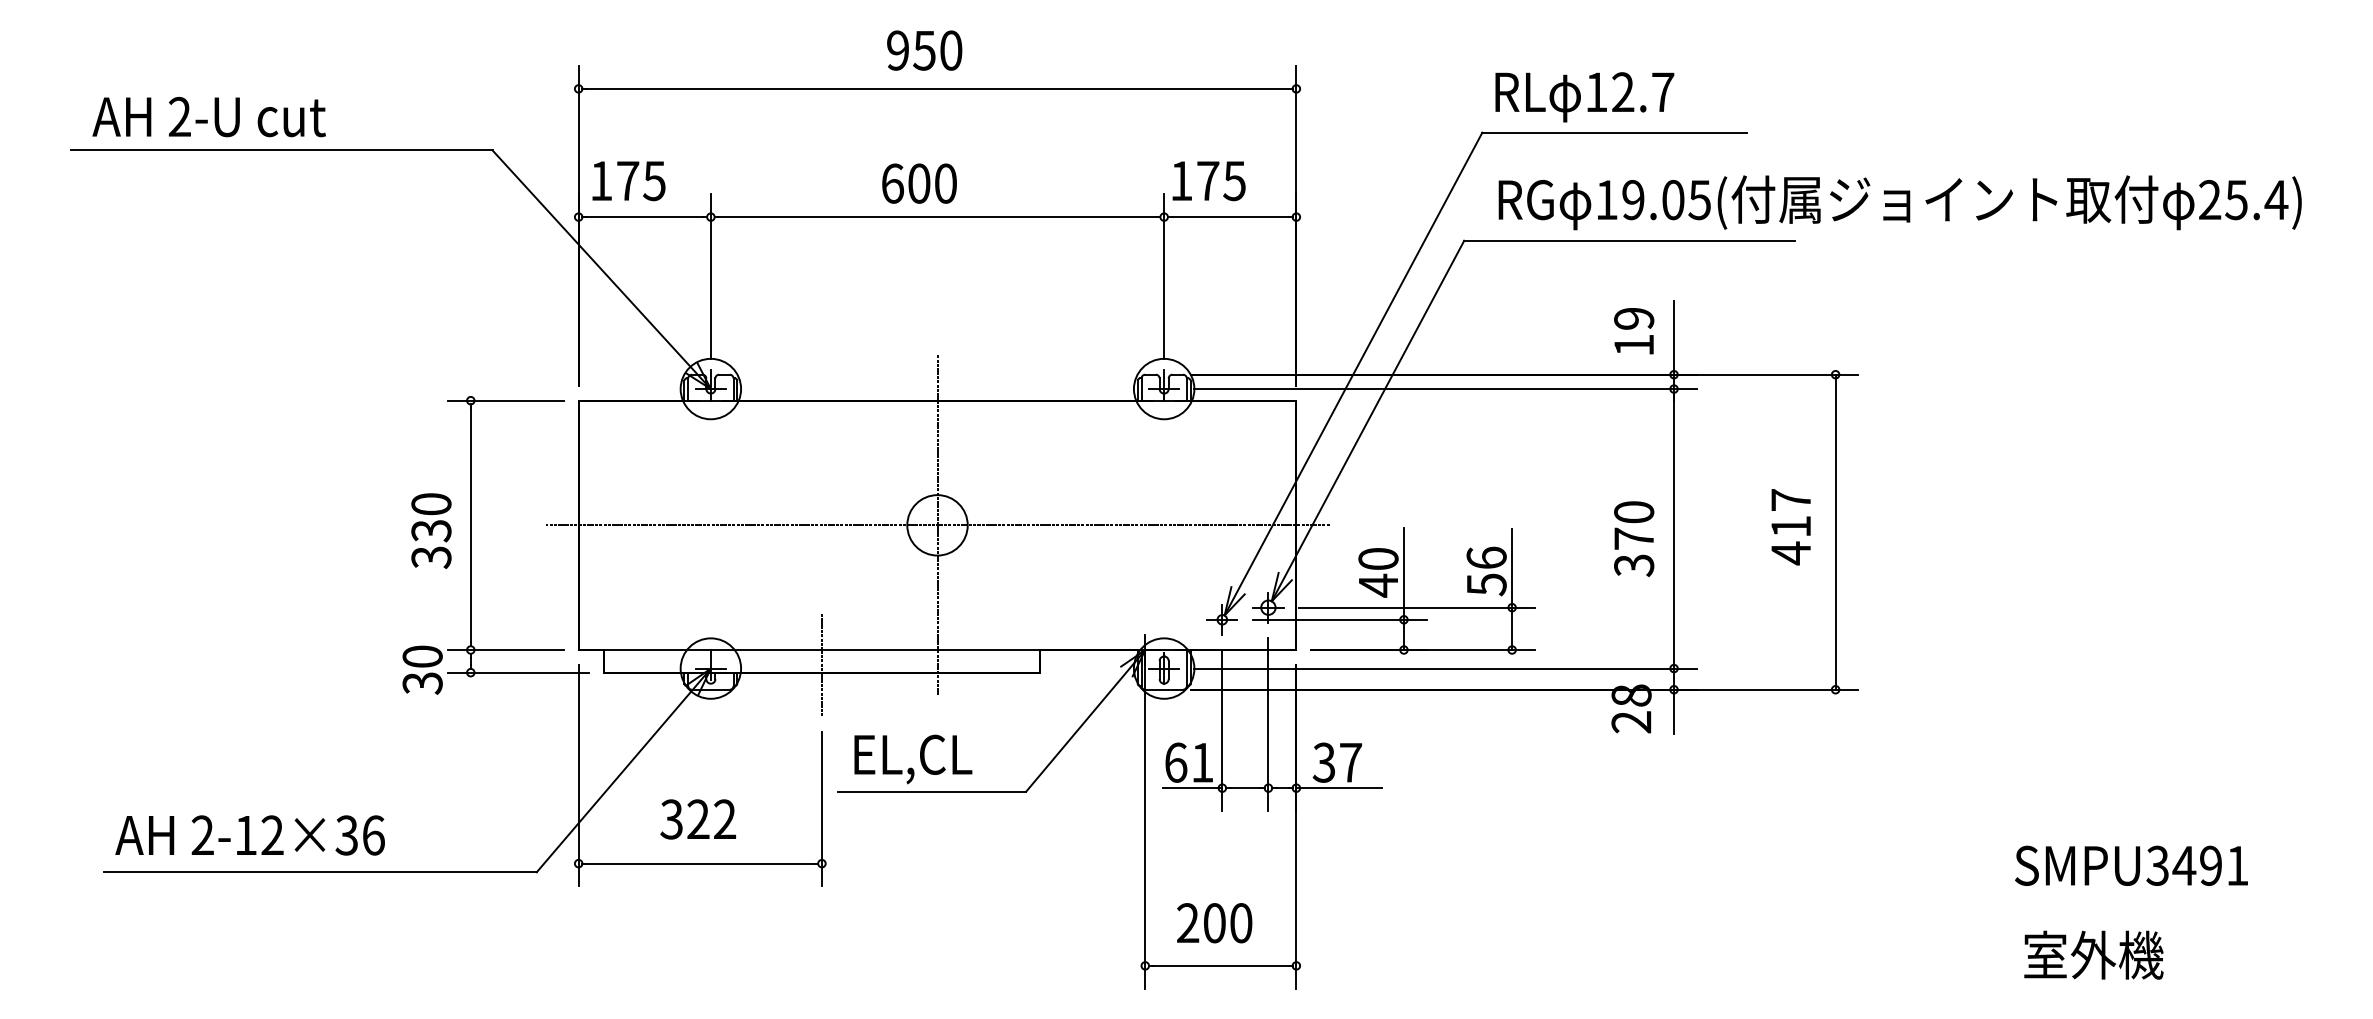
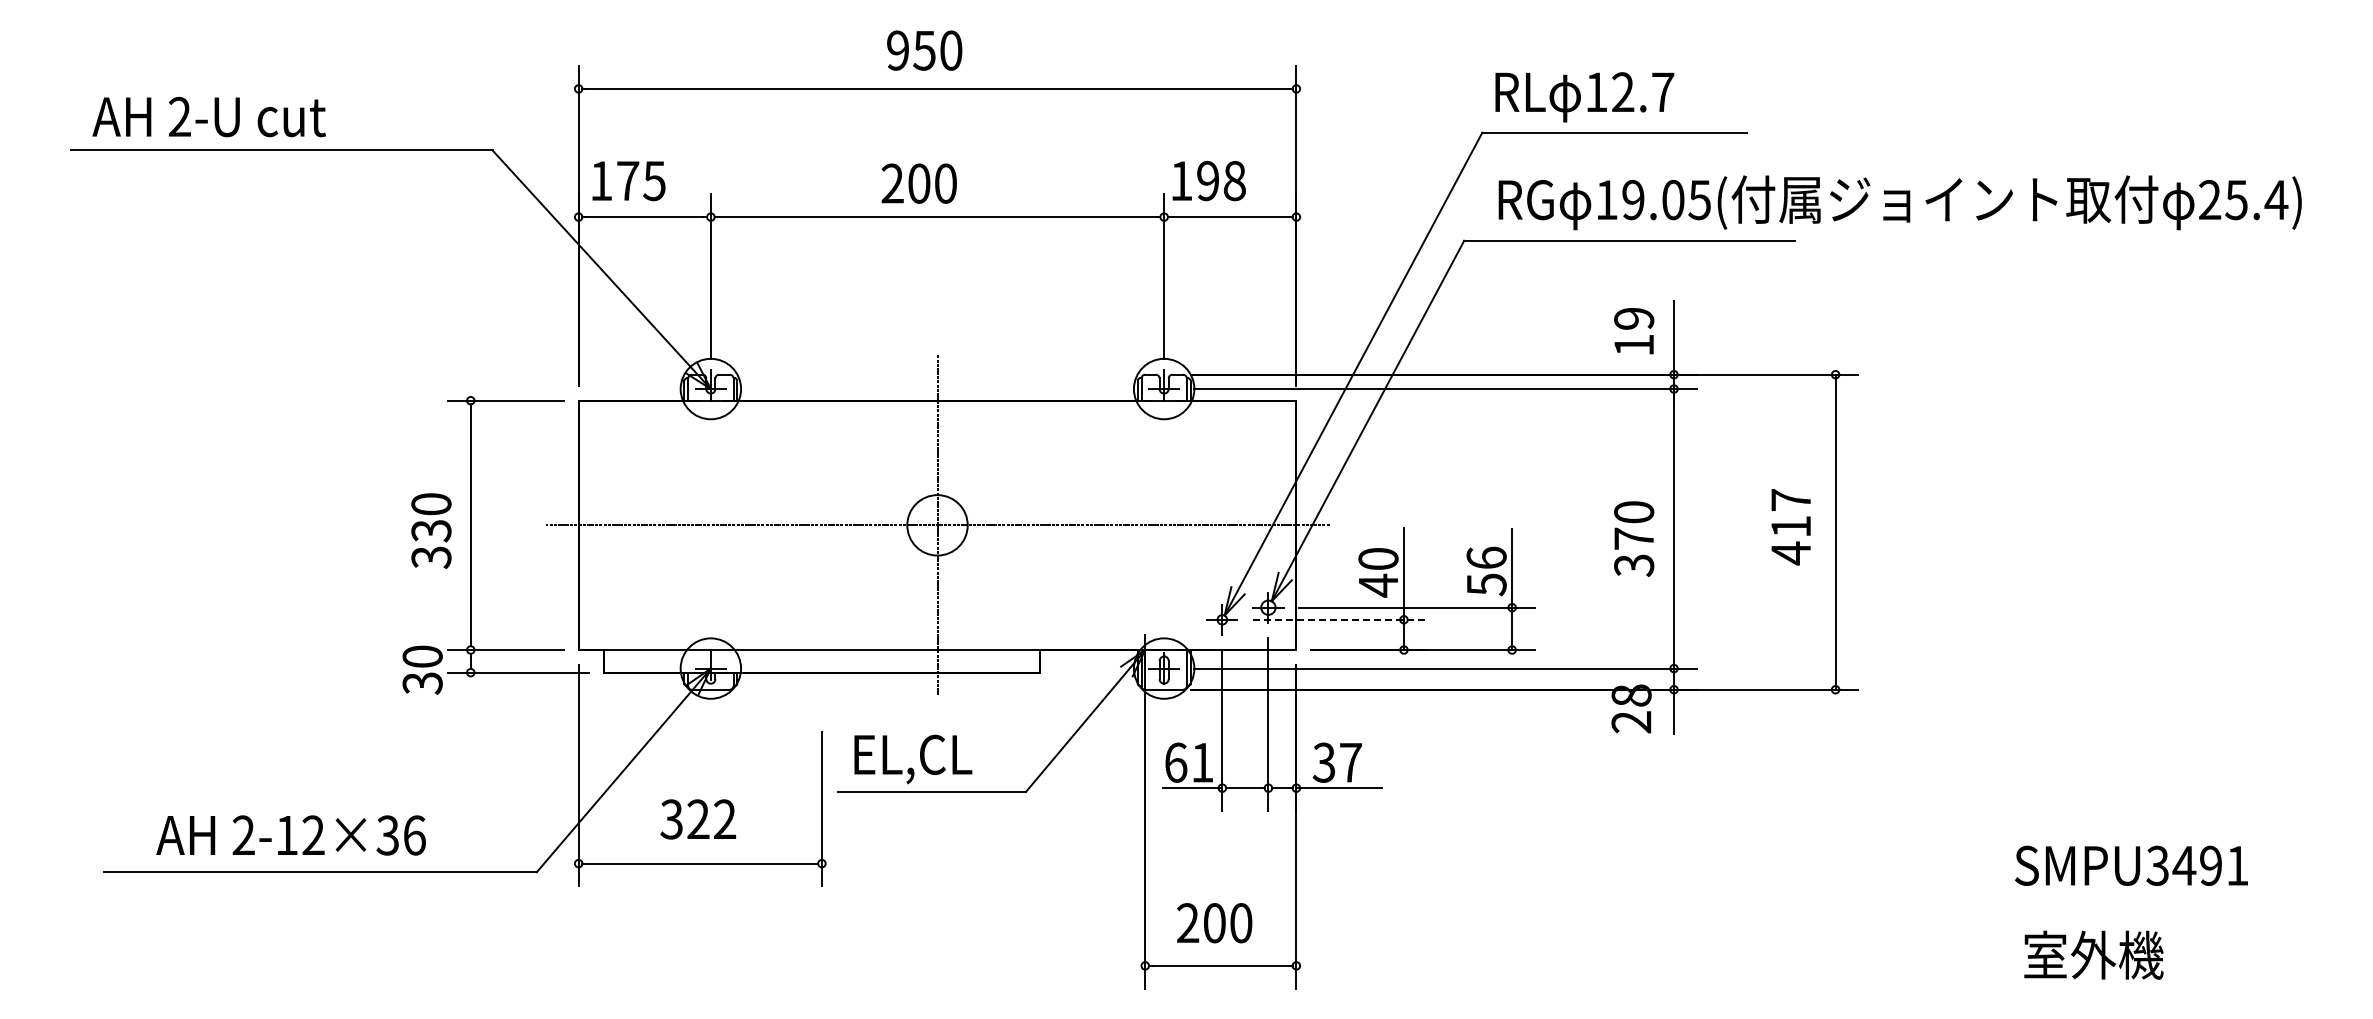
text: 175 -> 198 (1221, 180)
text: 600 -> 200 (892, 183)
line: solid -> dashed (1340, 619)
line: present -> none (821, 664)
text position: (249, 835) -> (290, 835) (290, 835)
